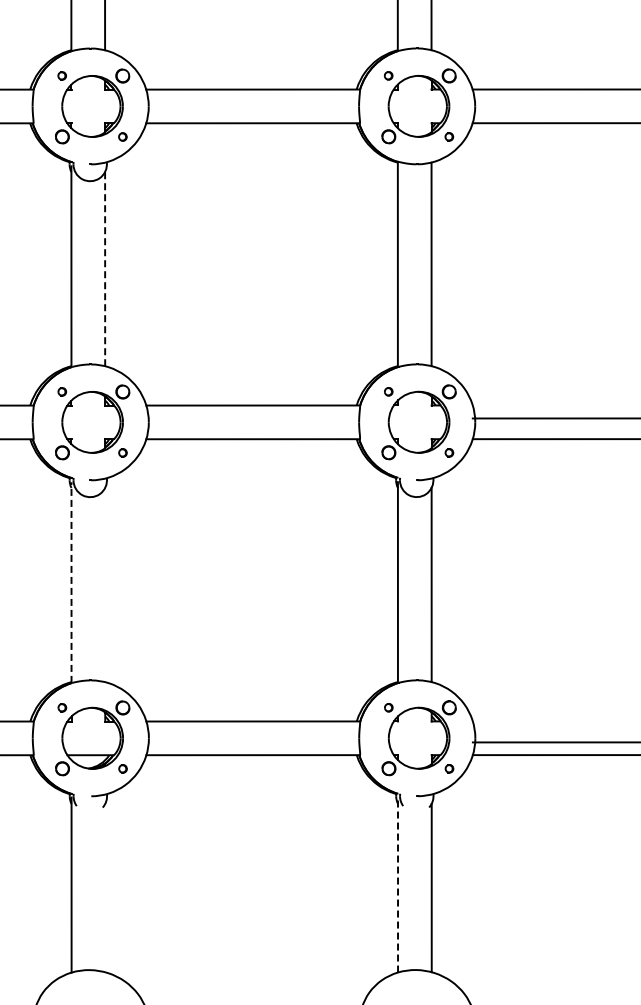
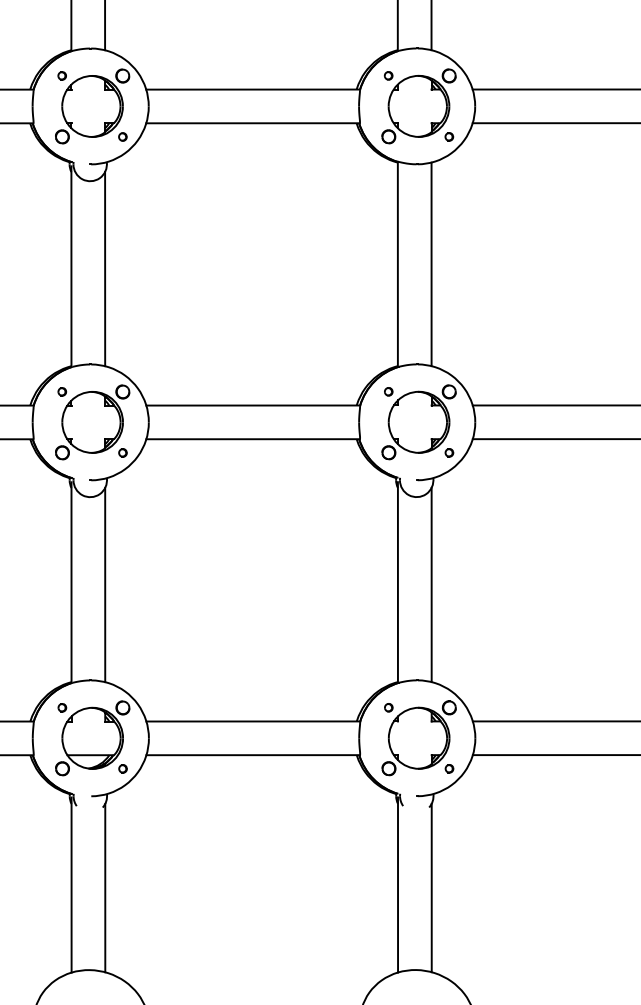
line: dashed -> solid (105, 268)
line position: (554, 418) -> (554, 405) (554, 405)
line: dashed -> solid (71, 582)
line: none -> present (105, 584)
line position: (554, 742) -> (554, 721) (554, 721)
line: dashed -> solid (398, 884)
line: none -> present (105, 887)
